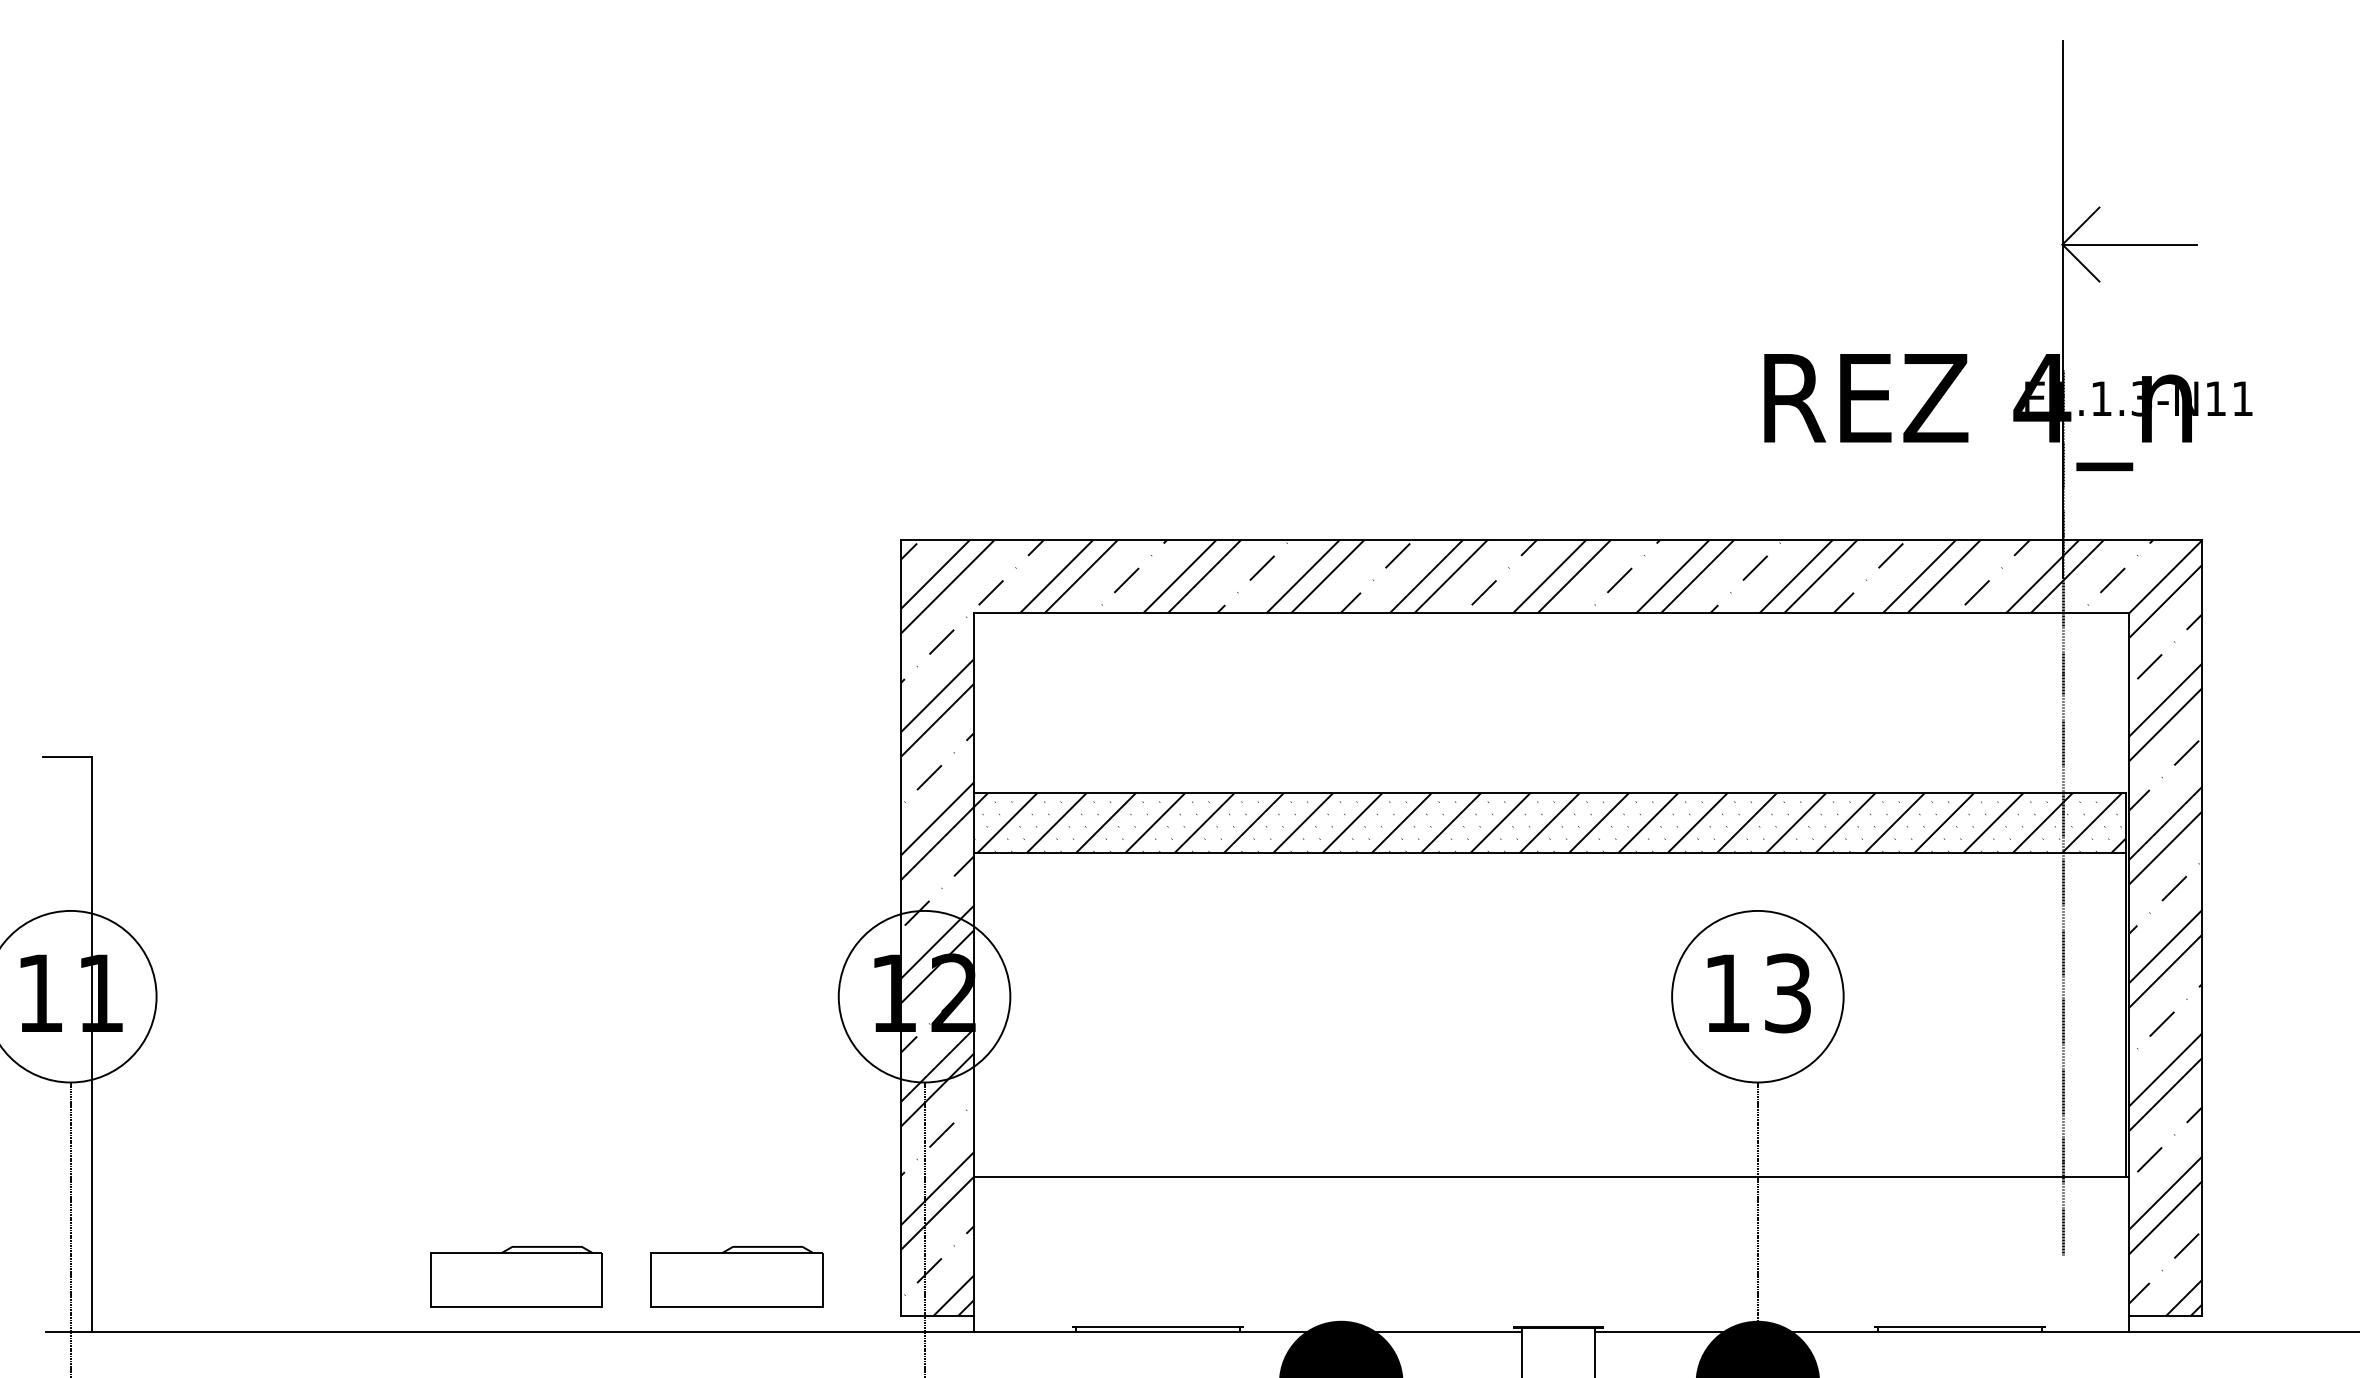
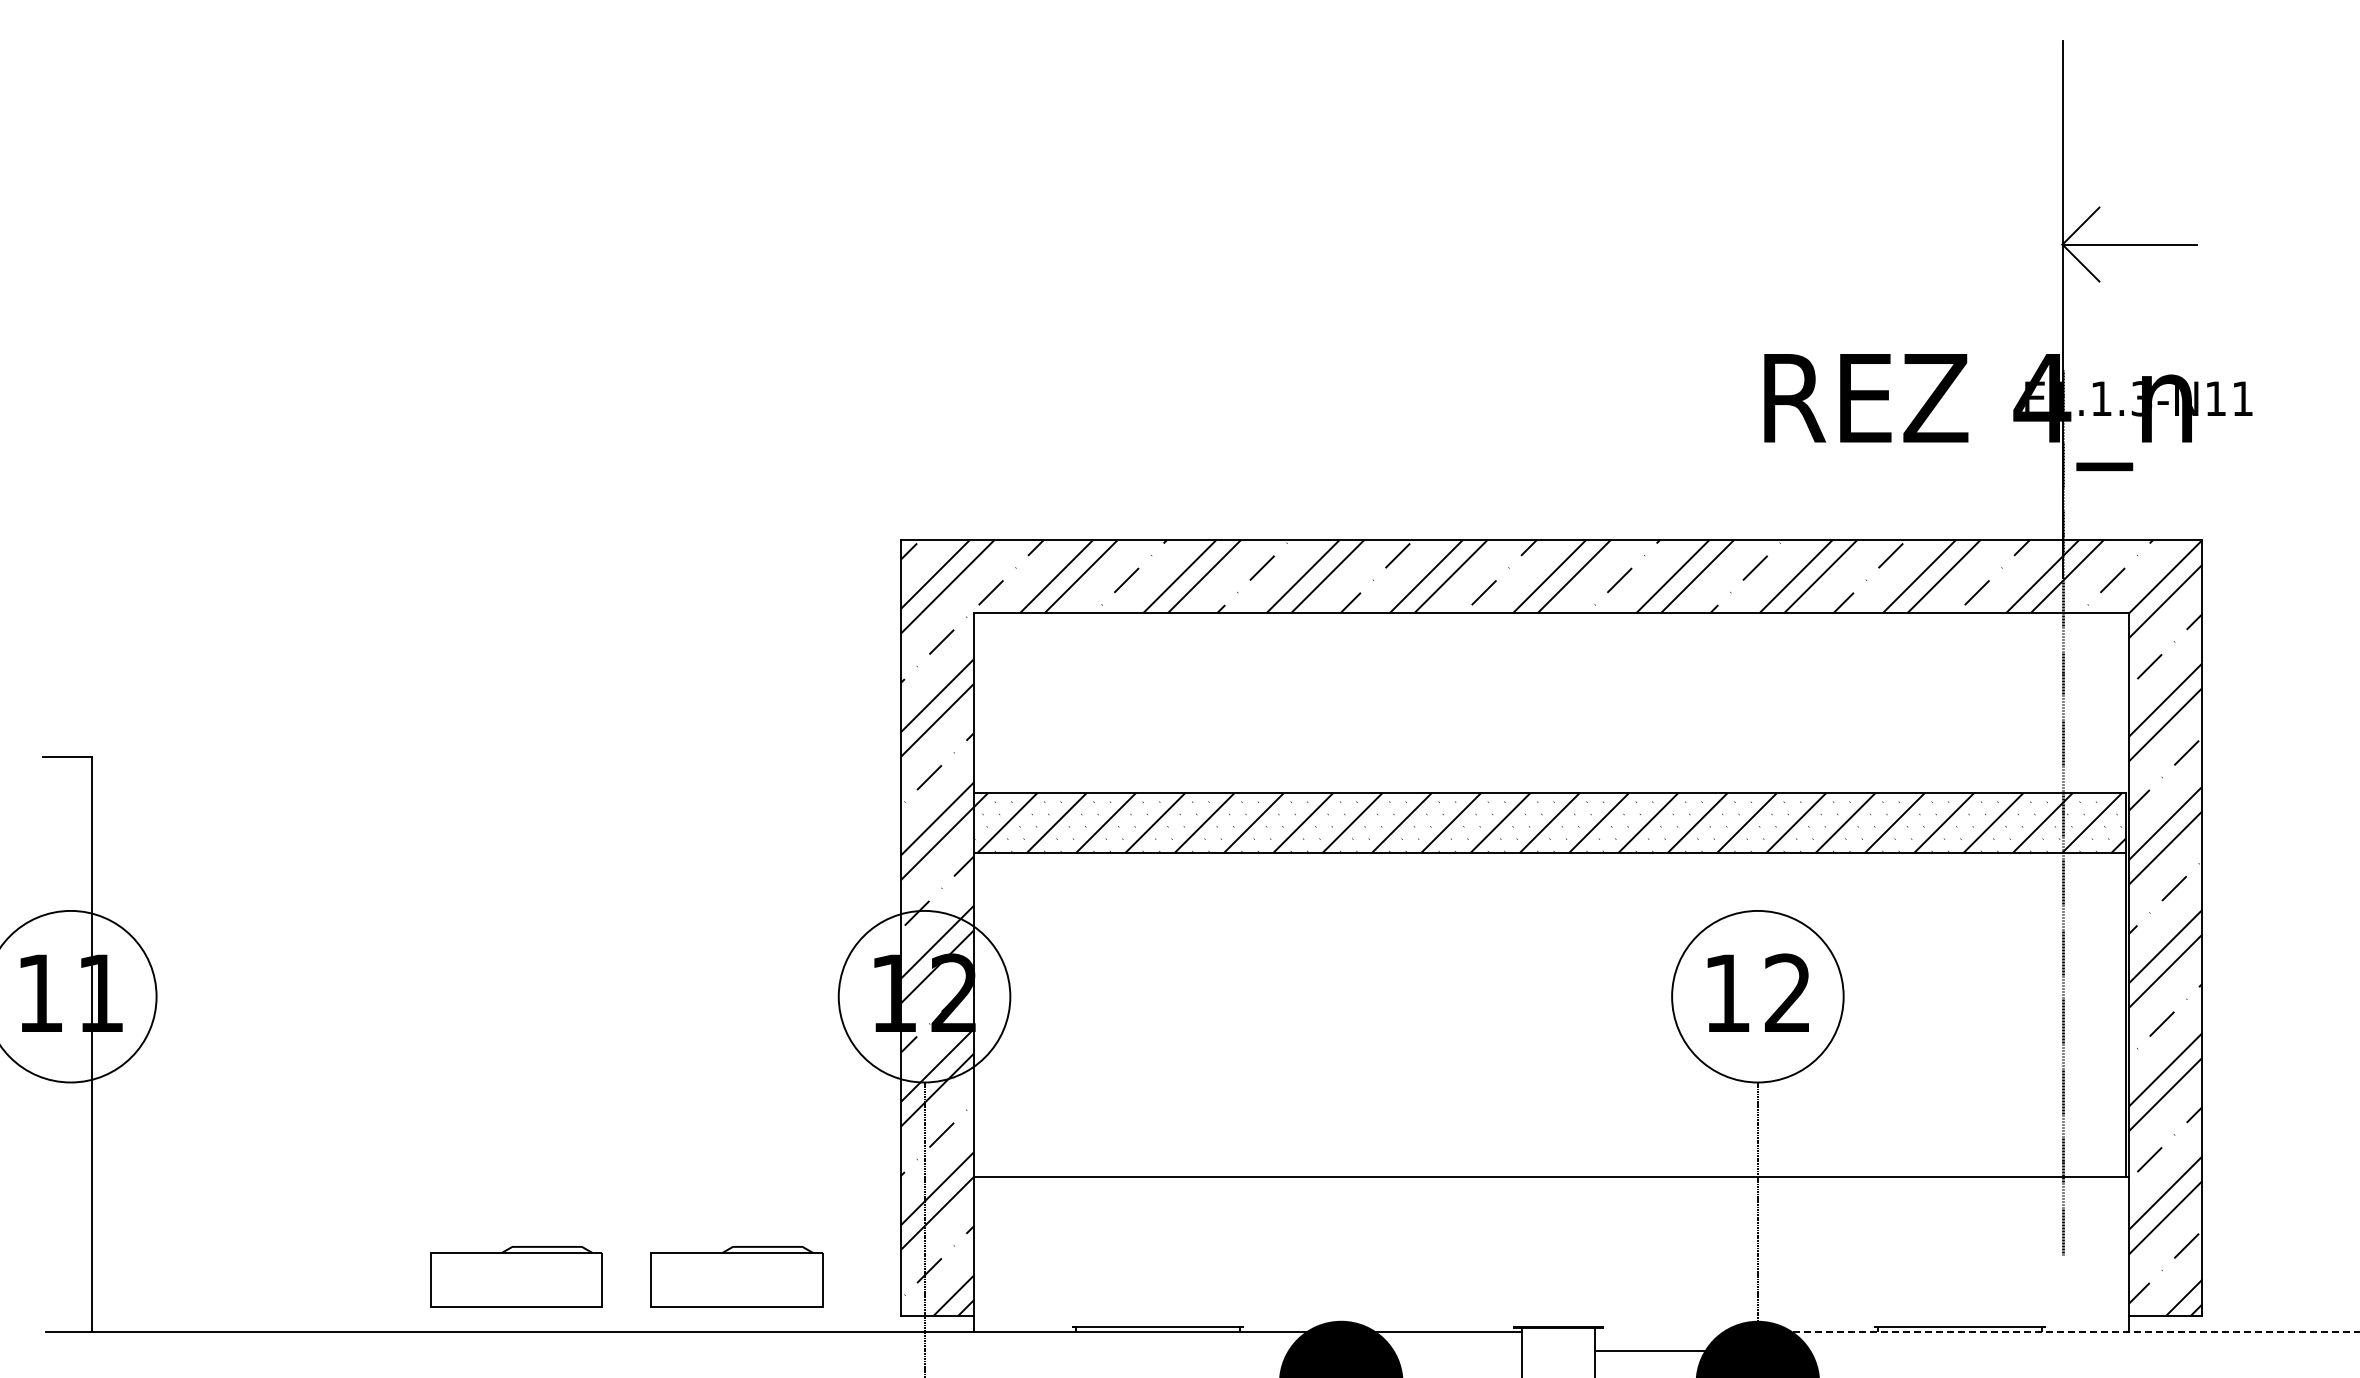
text: 13 -> 12 (1787, 993)
line: present -> none (70, 1228)
line position: (1659, 1332) -> (1659, 1351) (1659, 1351)
line: solid -> dashed (2075, 1332)
